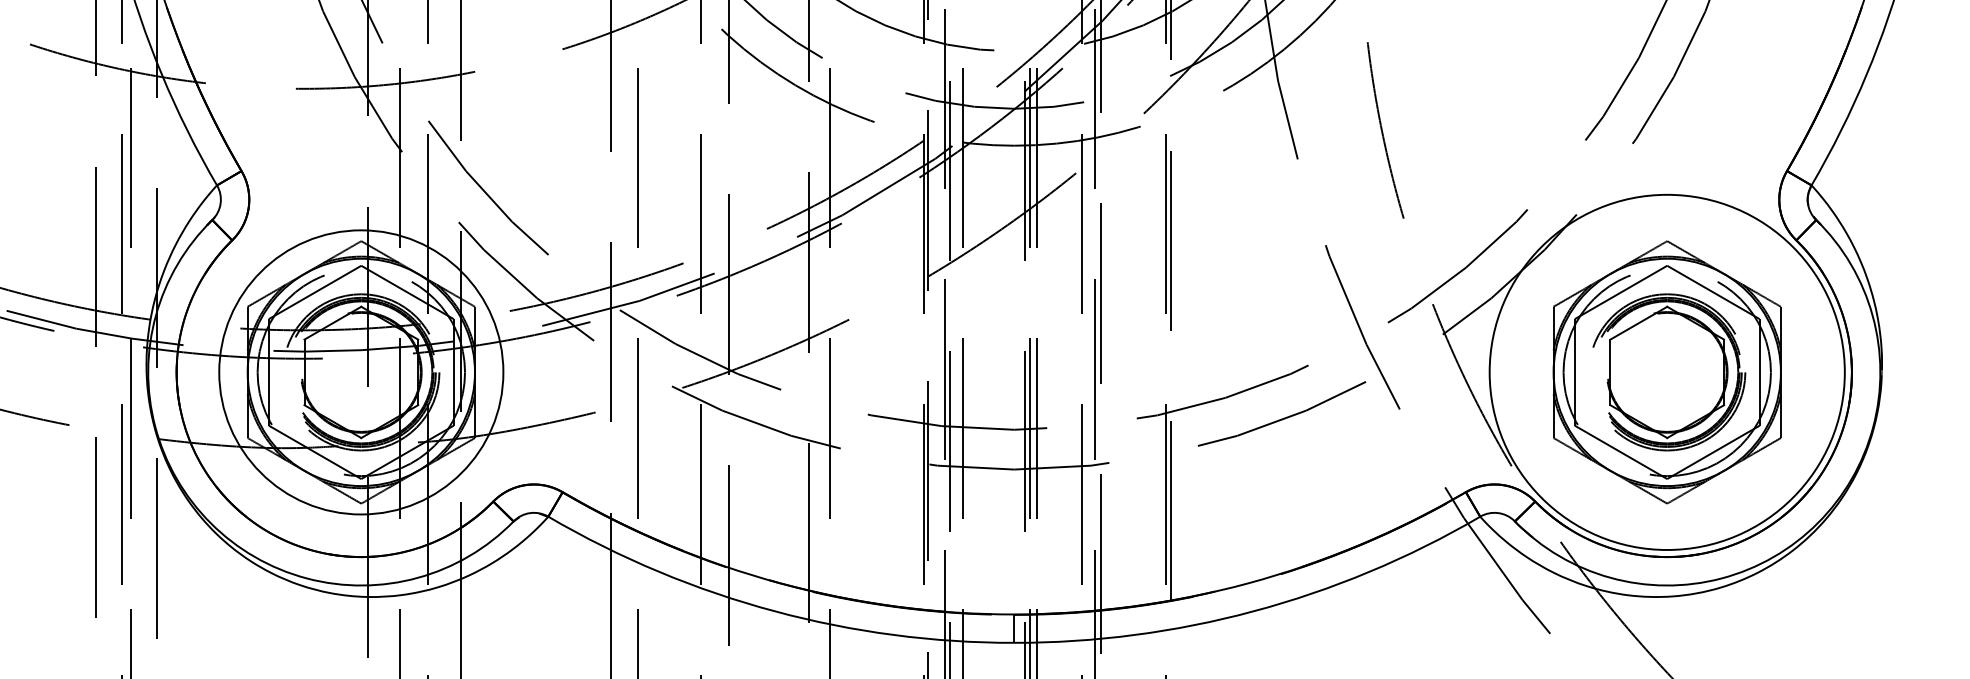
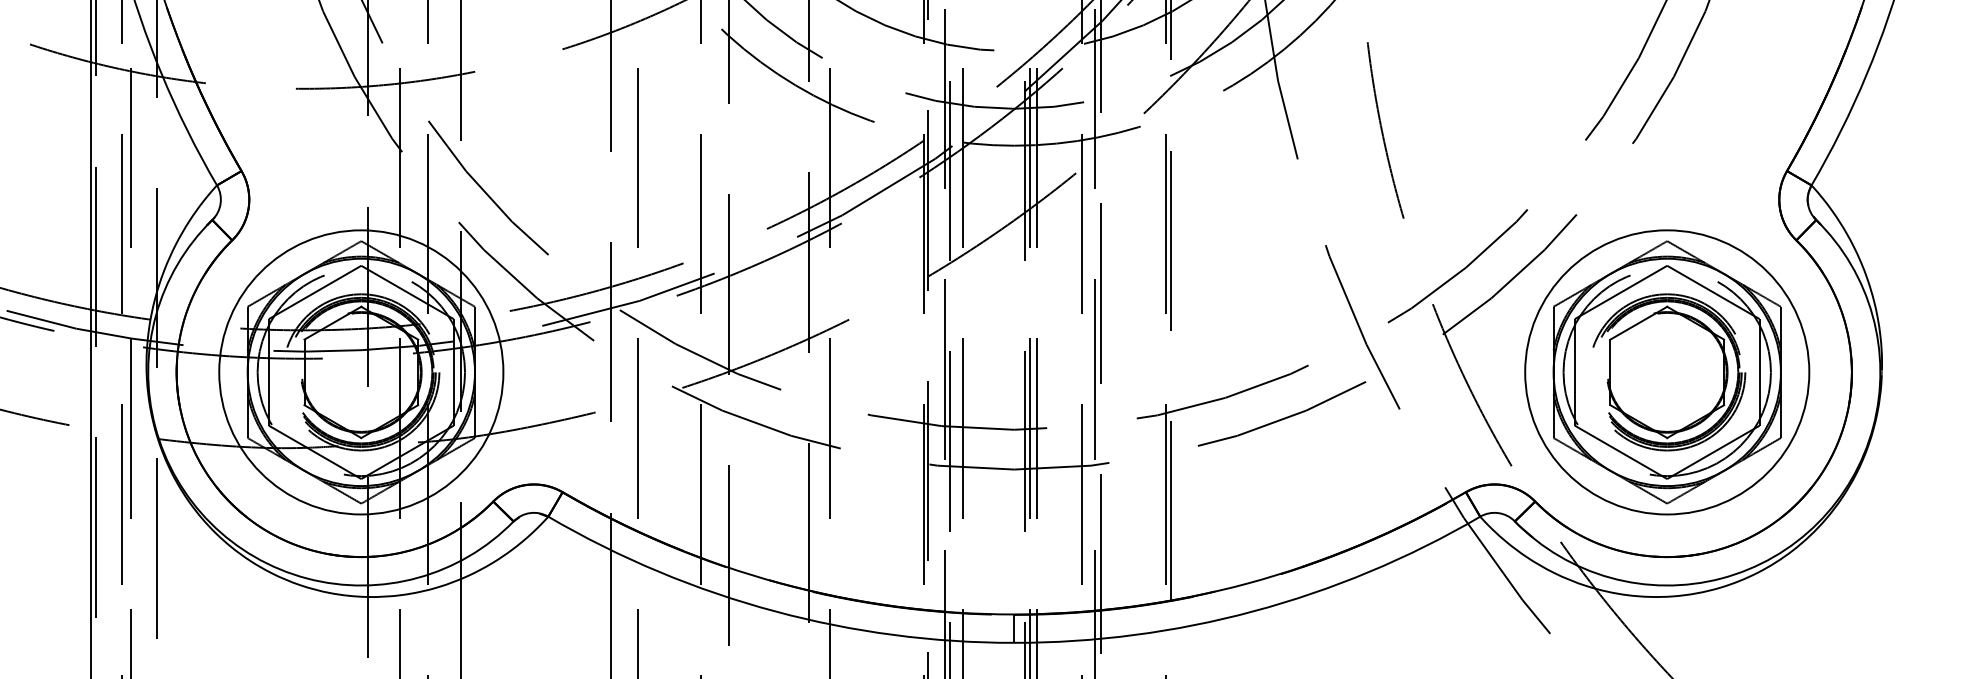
line: none -> present (90, 338)
circle diameter: 355 px -> 284 px (1667, 372)
